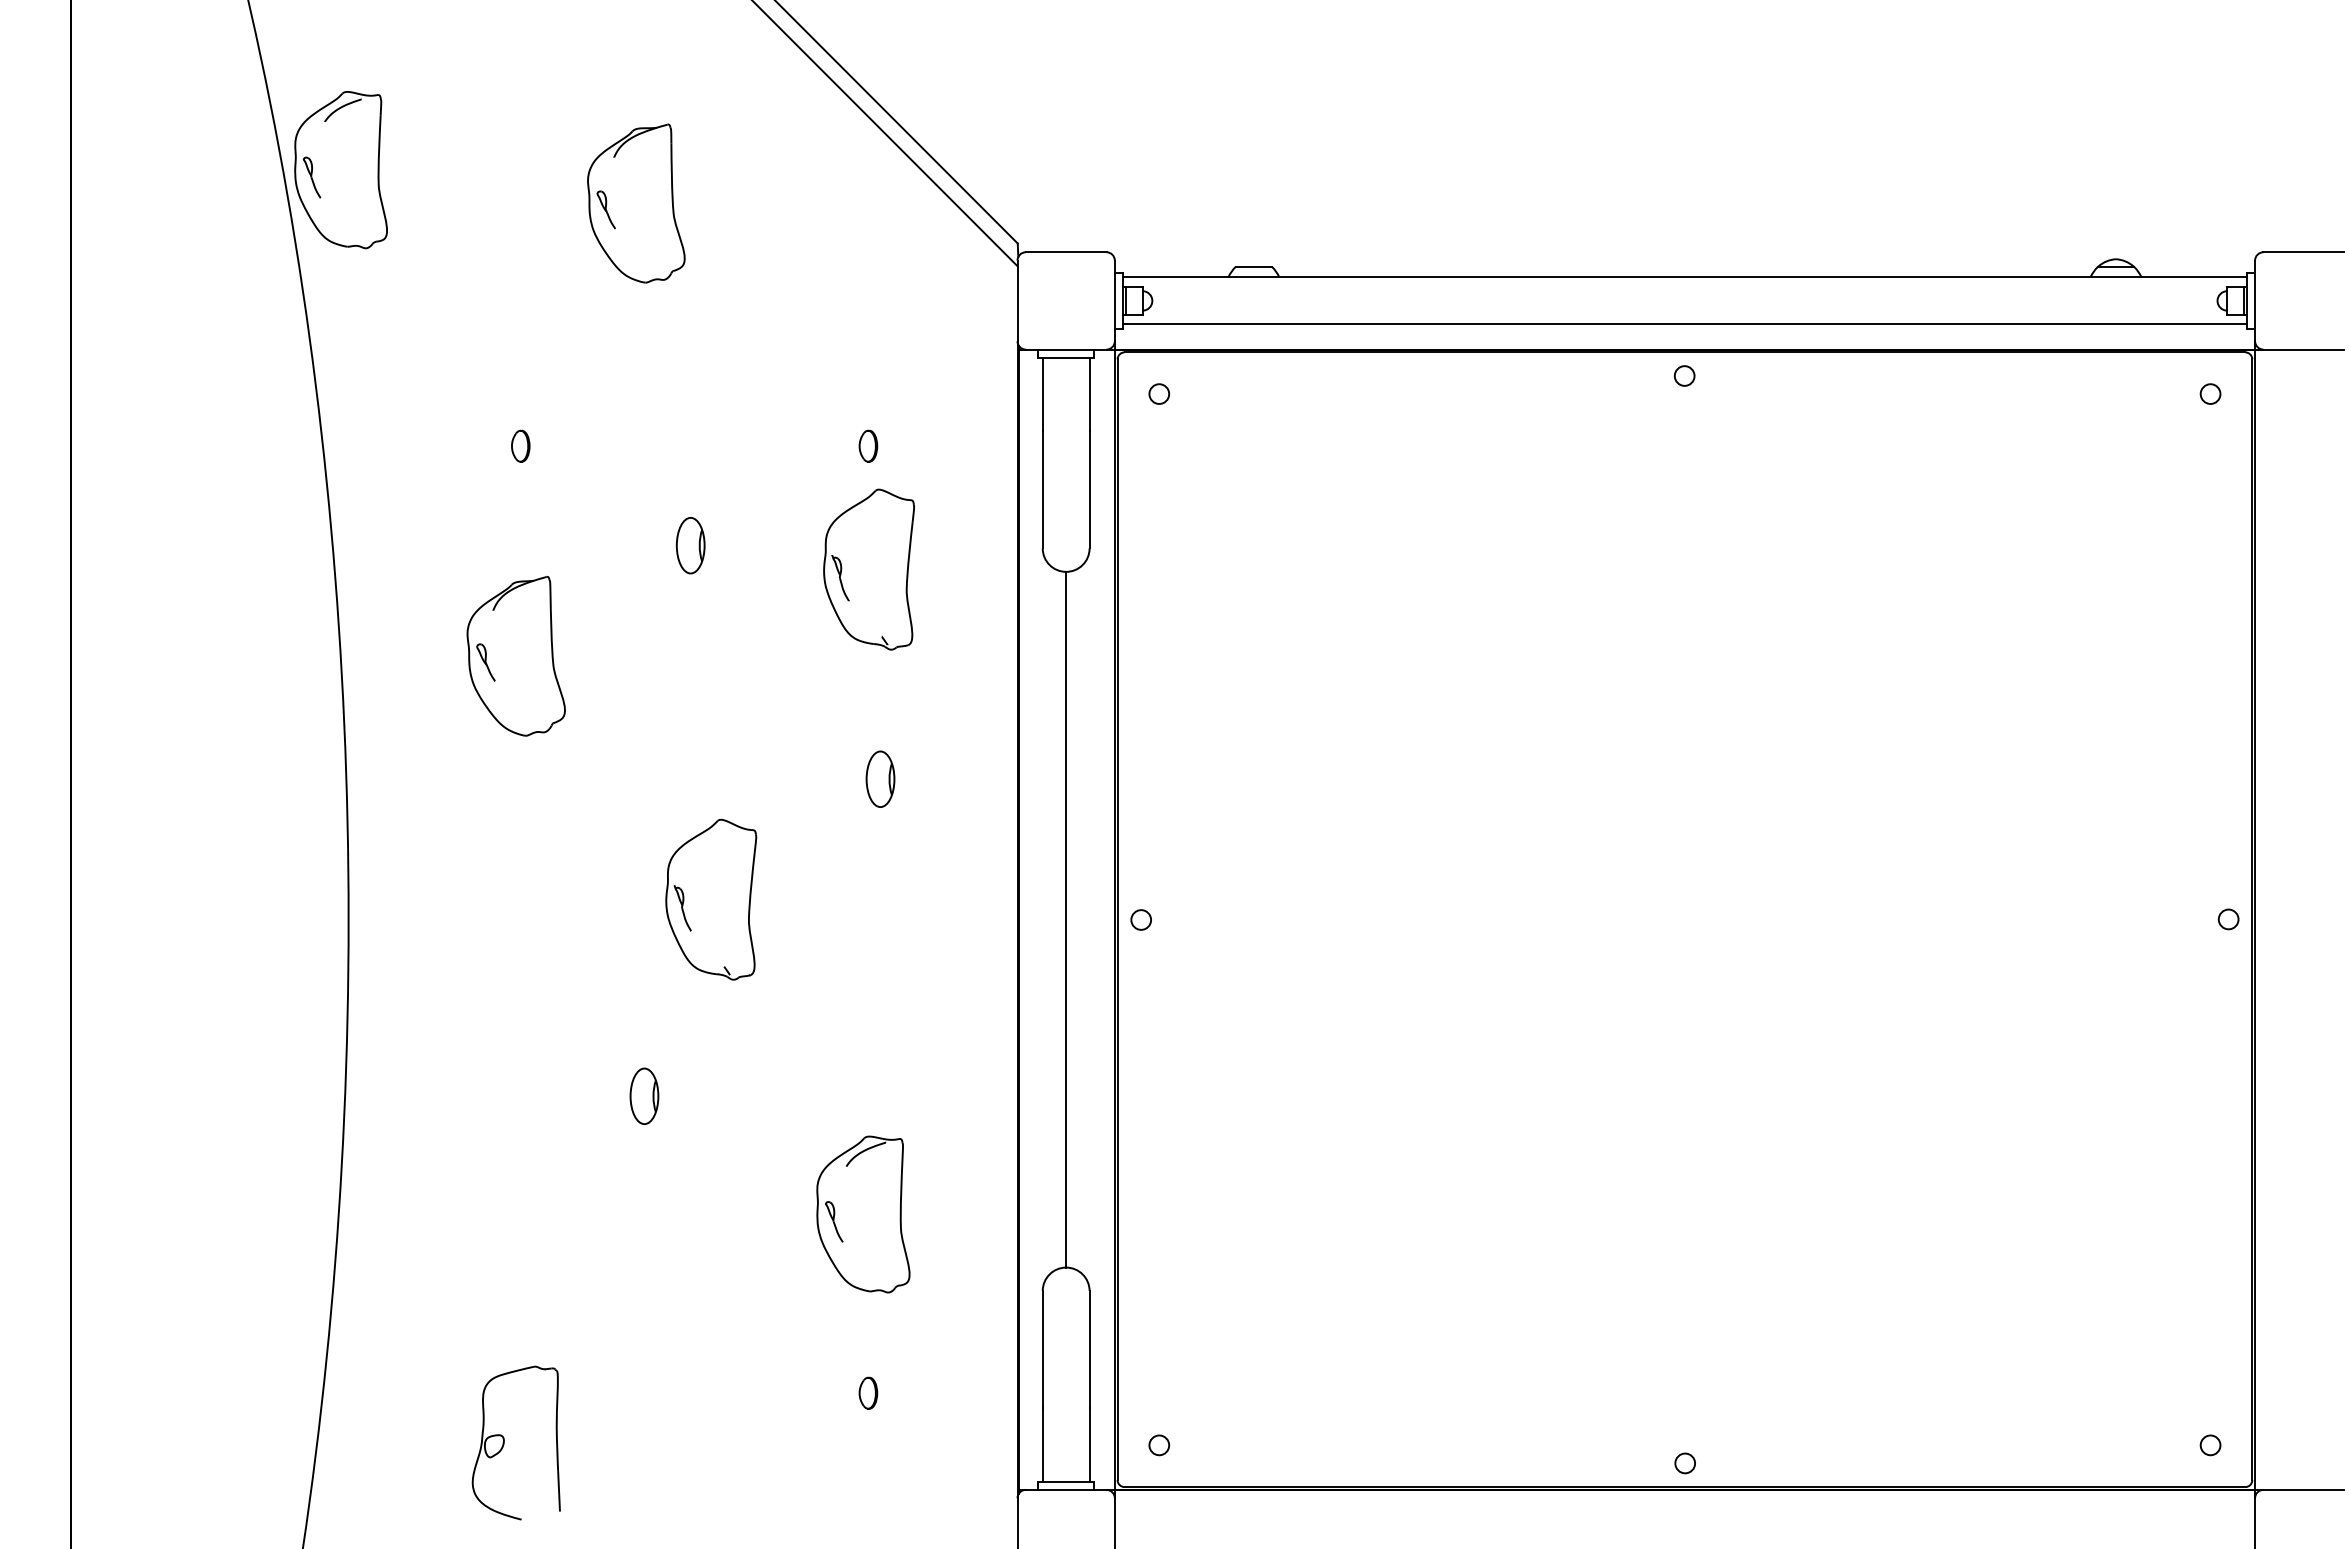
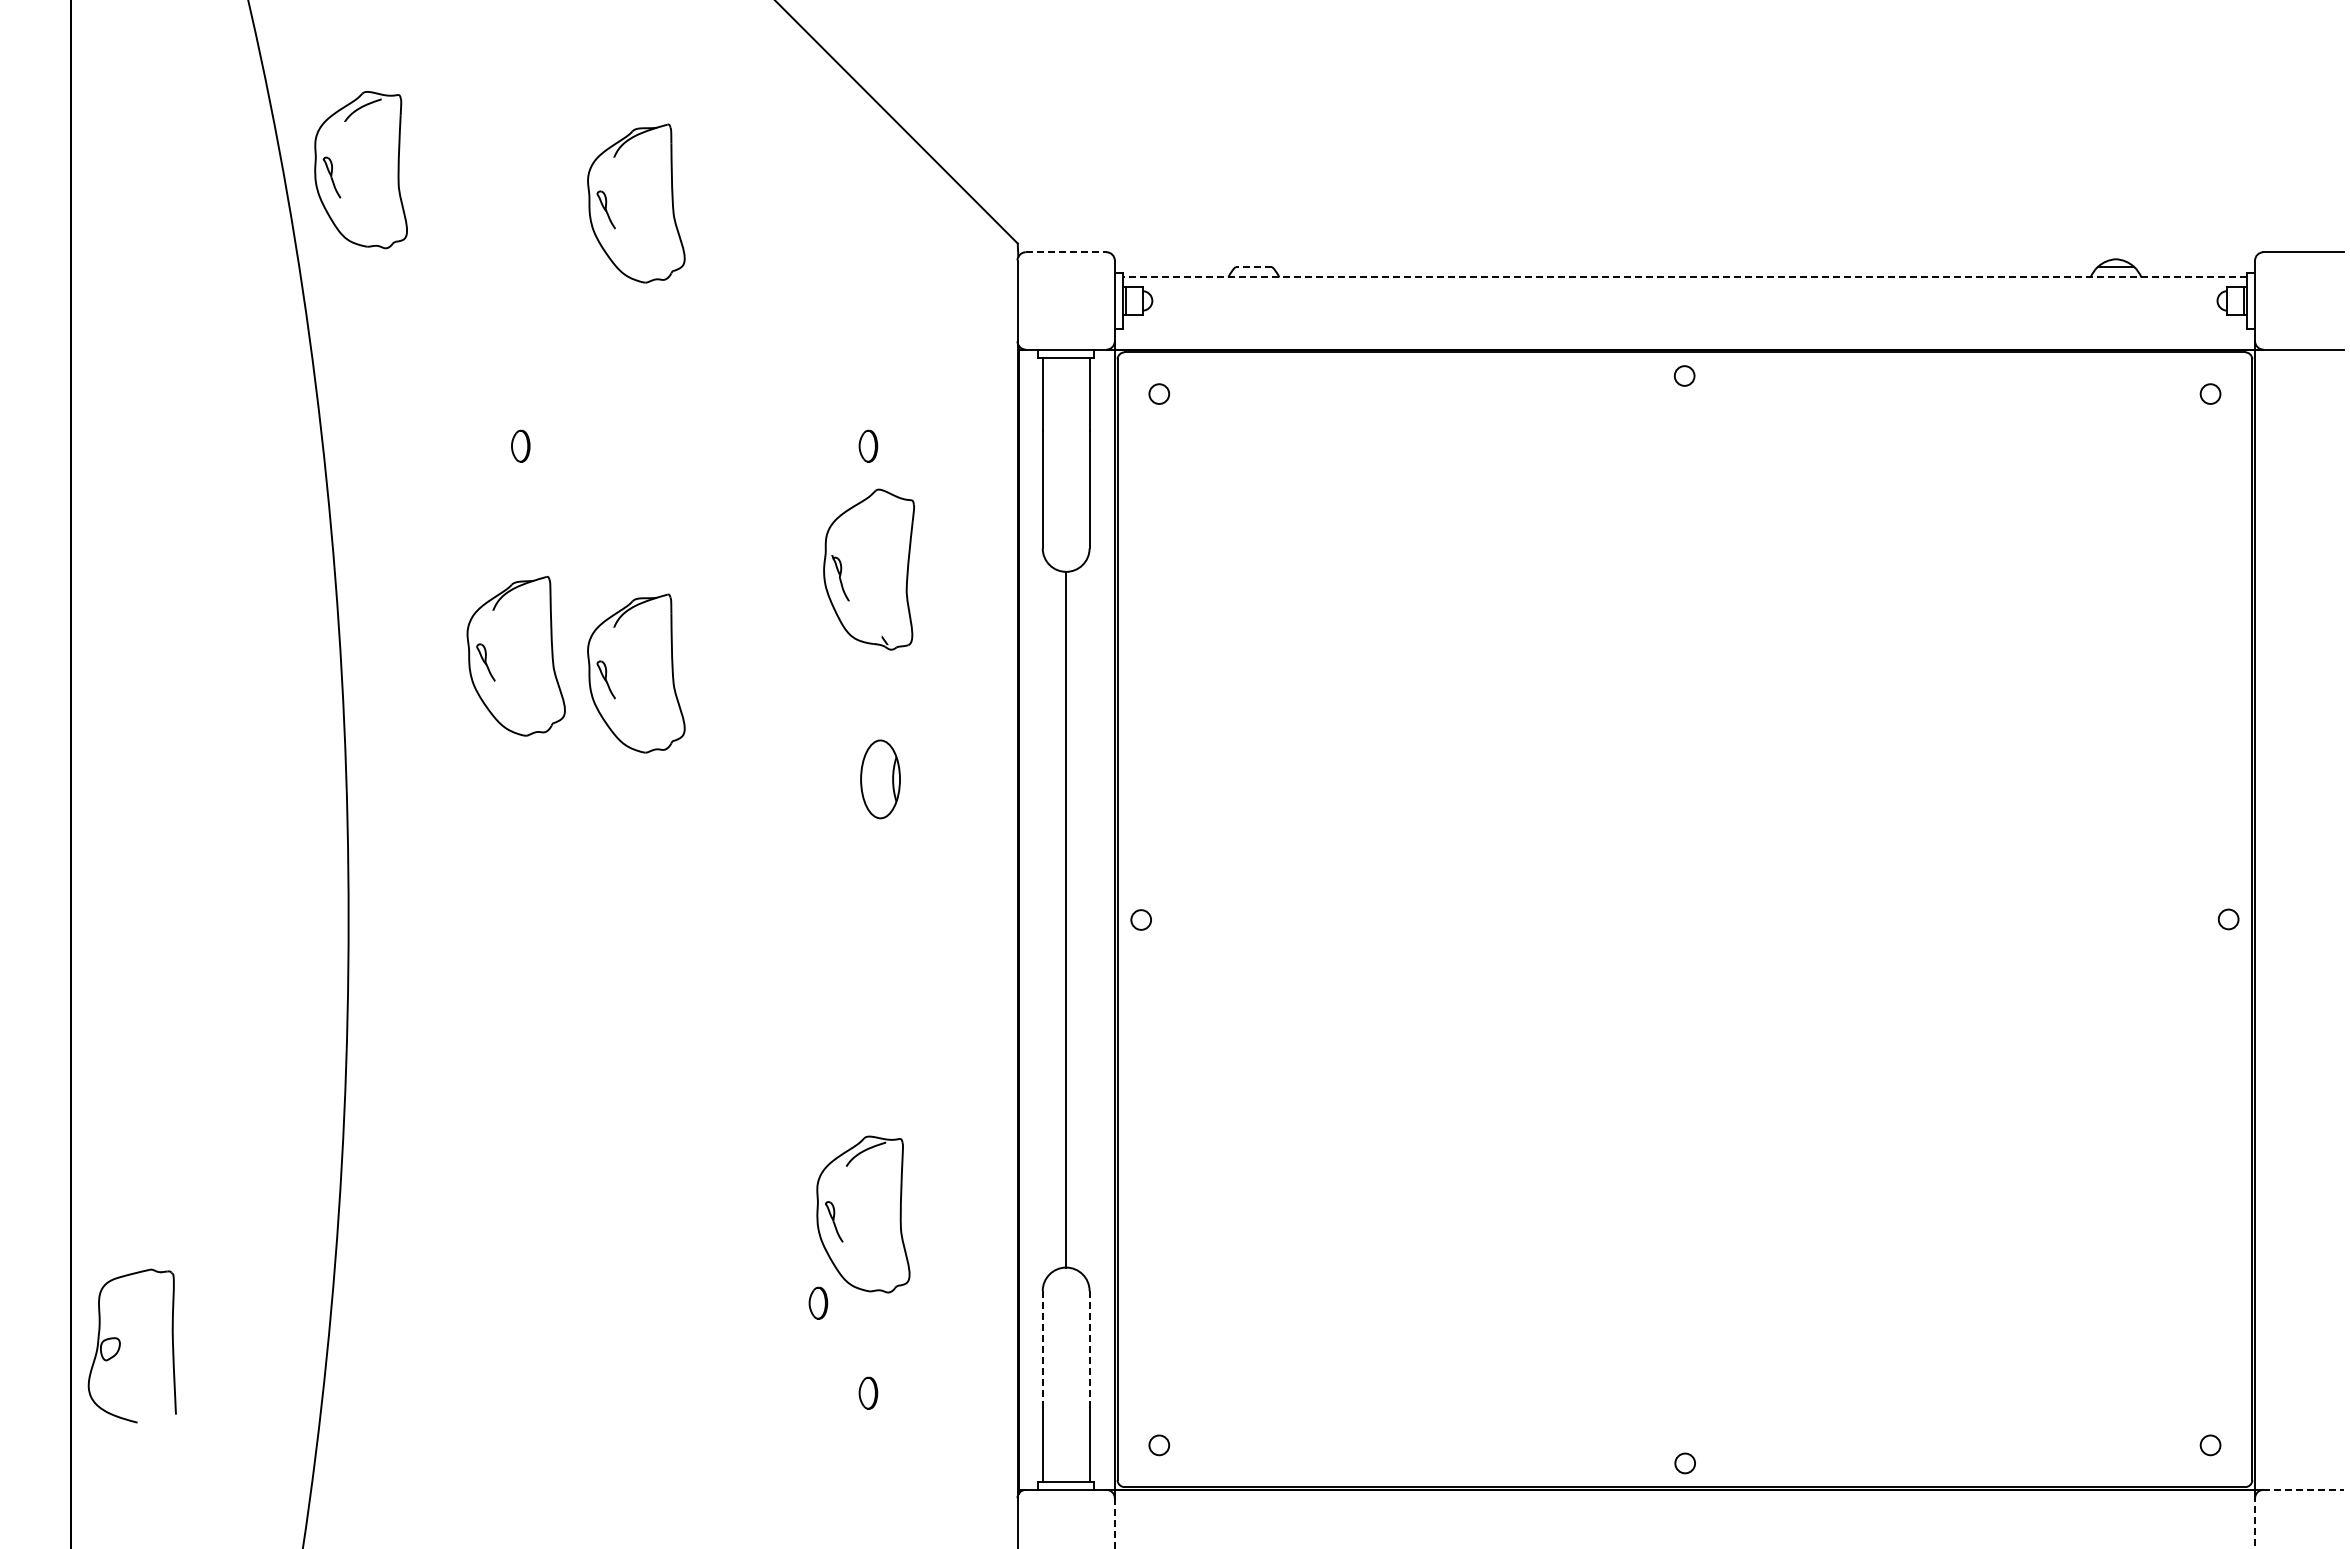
line: present -> none (885, 134)
part position: (340, 170) -> (360, 170) (360, 170)
line: solid -> dashed (1066, 252)
line: solid -> dashed (1253, 266)
line: solid -> dashed (1684, 277)
line: present -> none (1684, 324)
part: present -> none (690, 545)
part: none -> present (636, 673)
part size: 31x58 px -> 41x81 px (880, 779)
part: present -> none (711, 899)
part: present -> none (644, 1095)
part: none -> present (818, 1302)
line: solid -> dashed (1042, 1349)
line: solid -> dashed (1089, 1349)
part position: (504, 1442) -> (120, 1345) (120, 1345)
line: solid -> dashed (2304, 1489)
line: solid -> dashed (1114, 1523)
line: solid -> dashed (2255, 1523)
